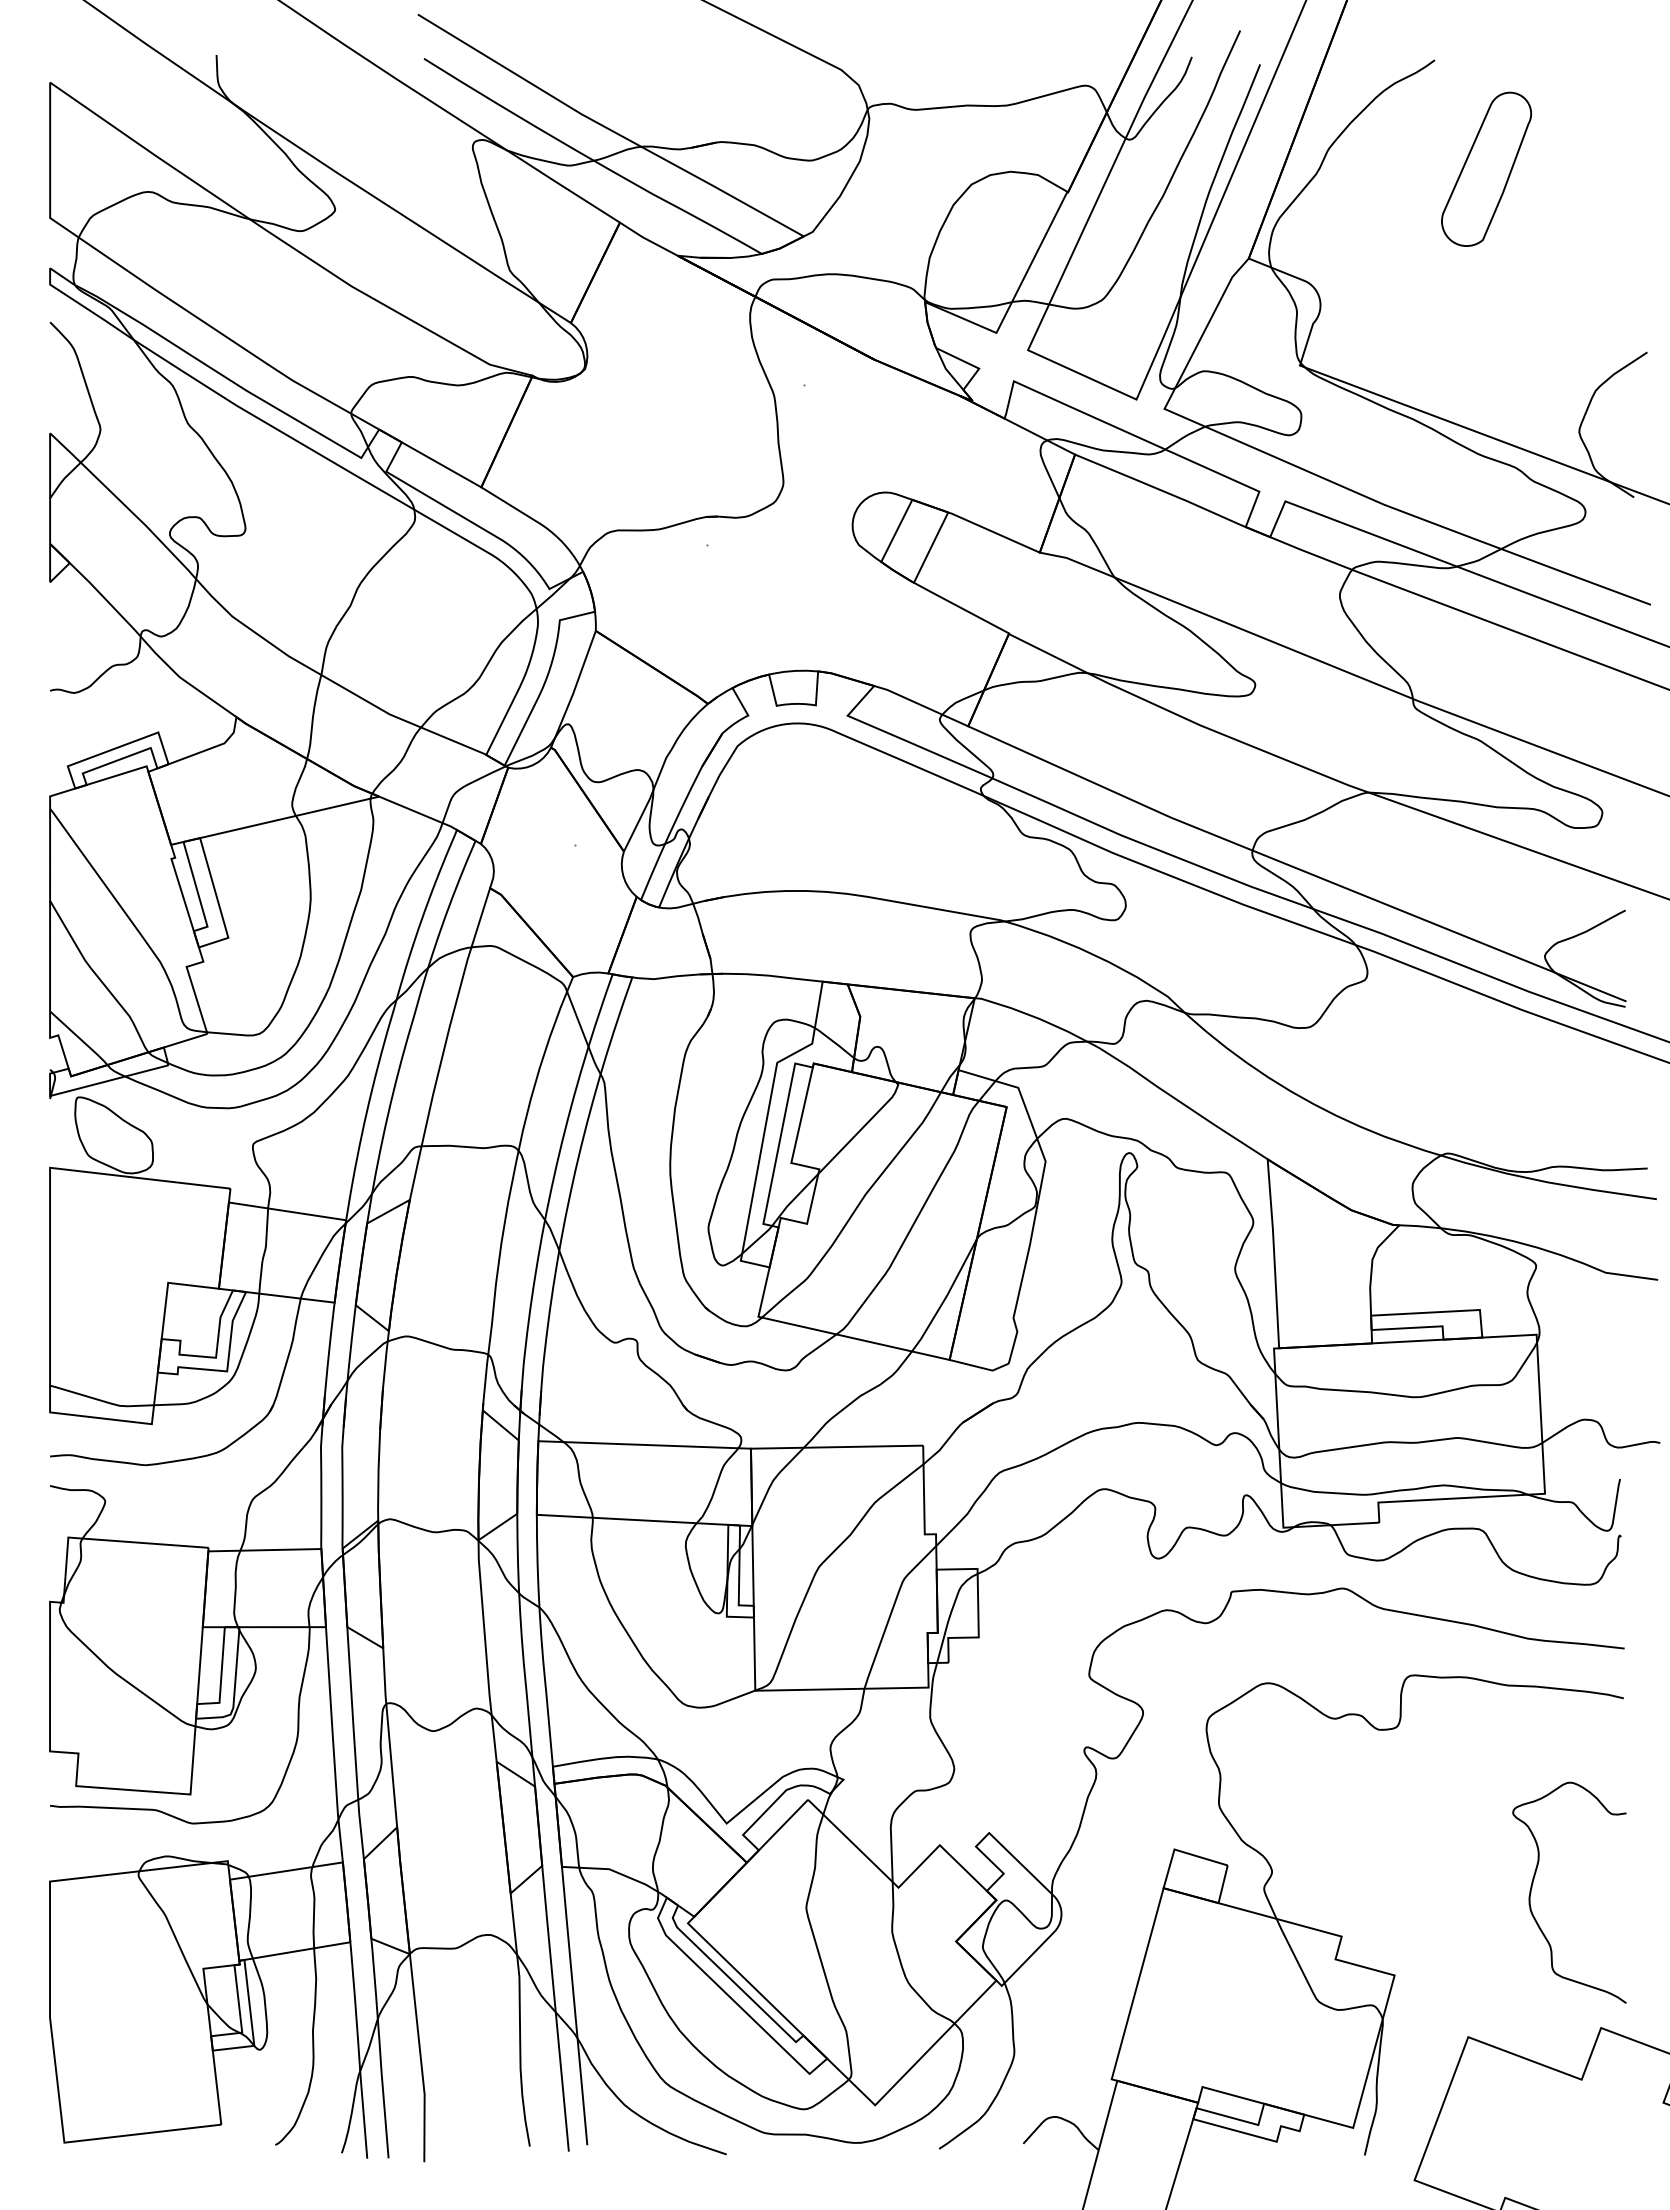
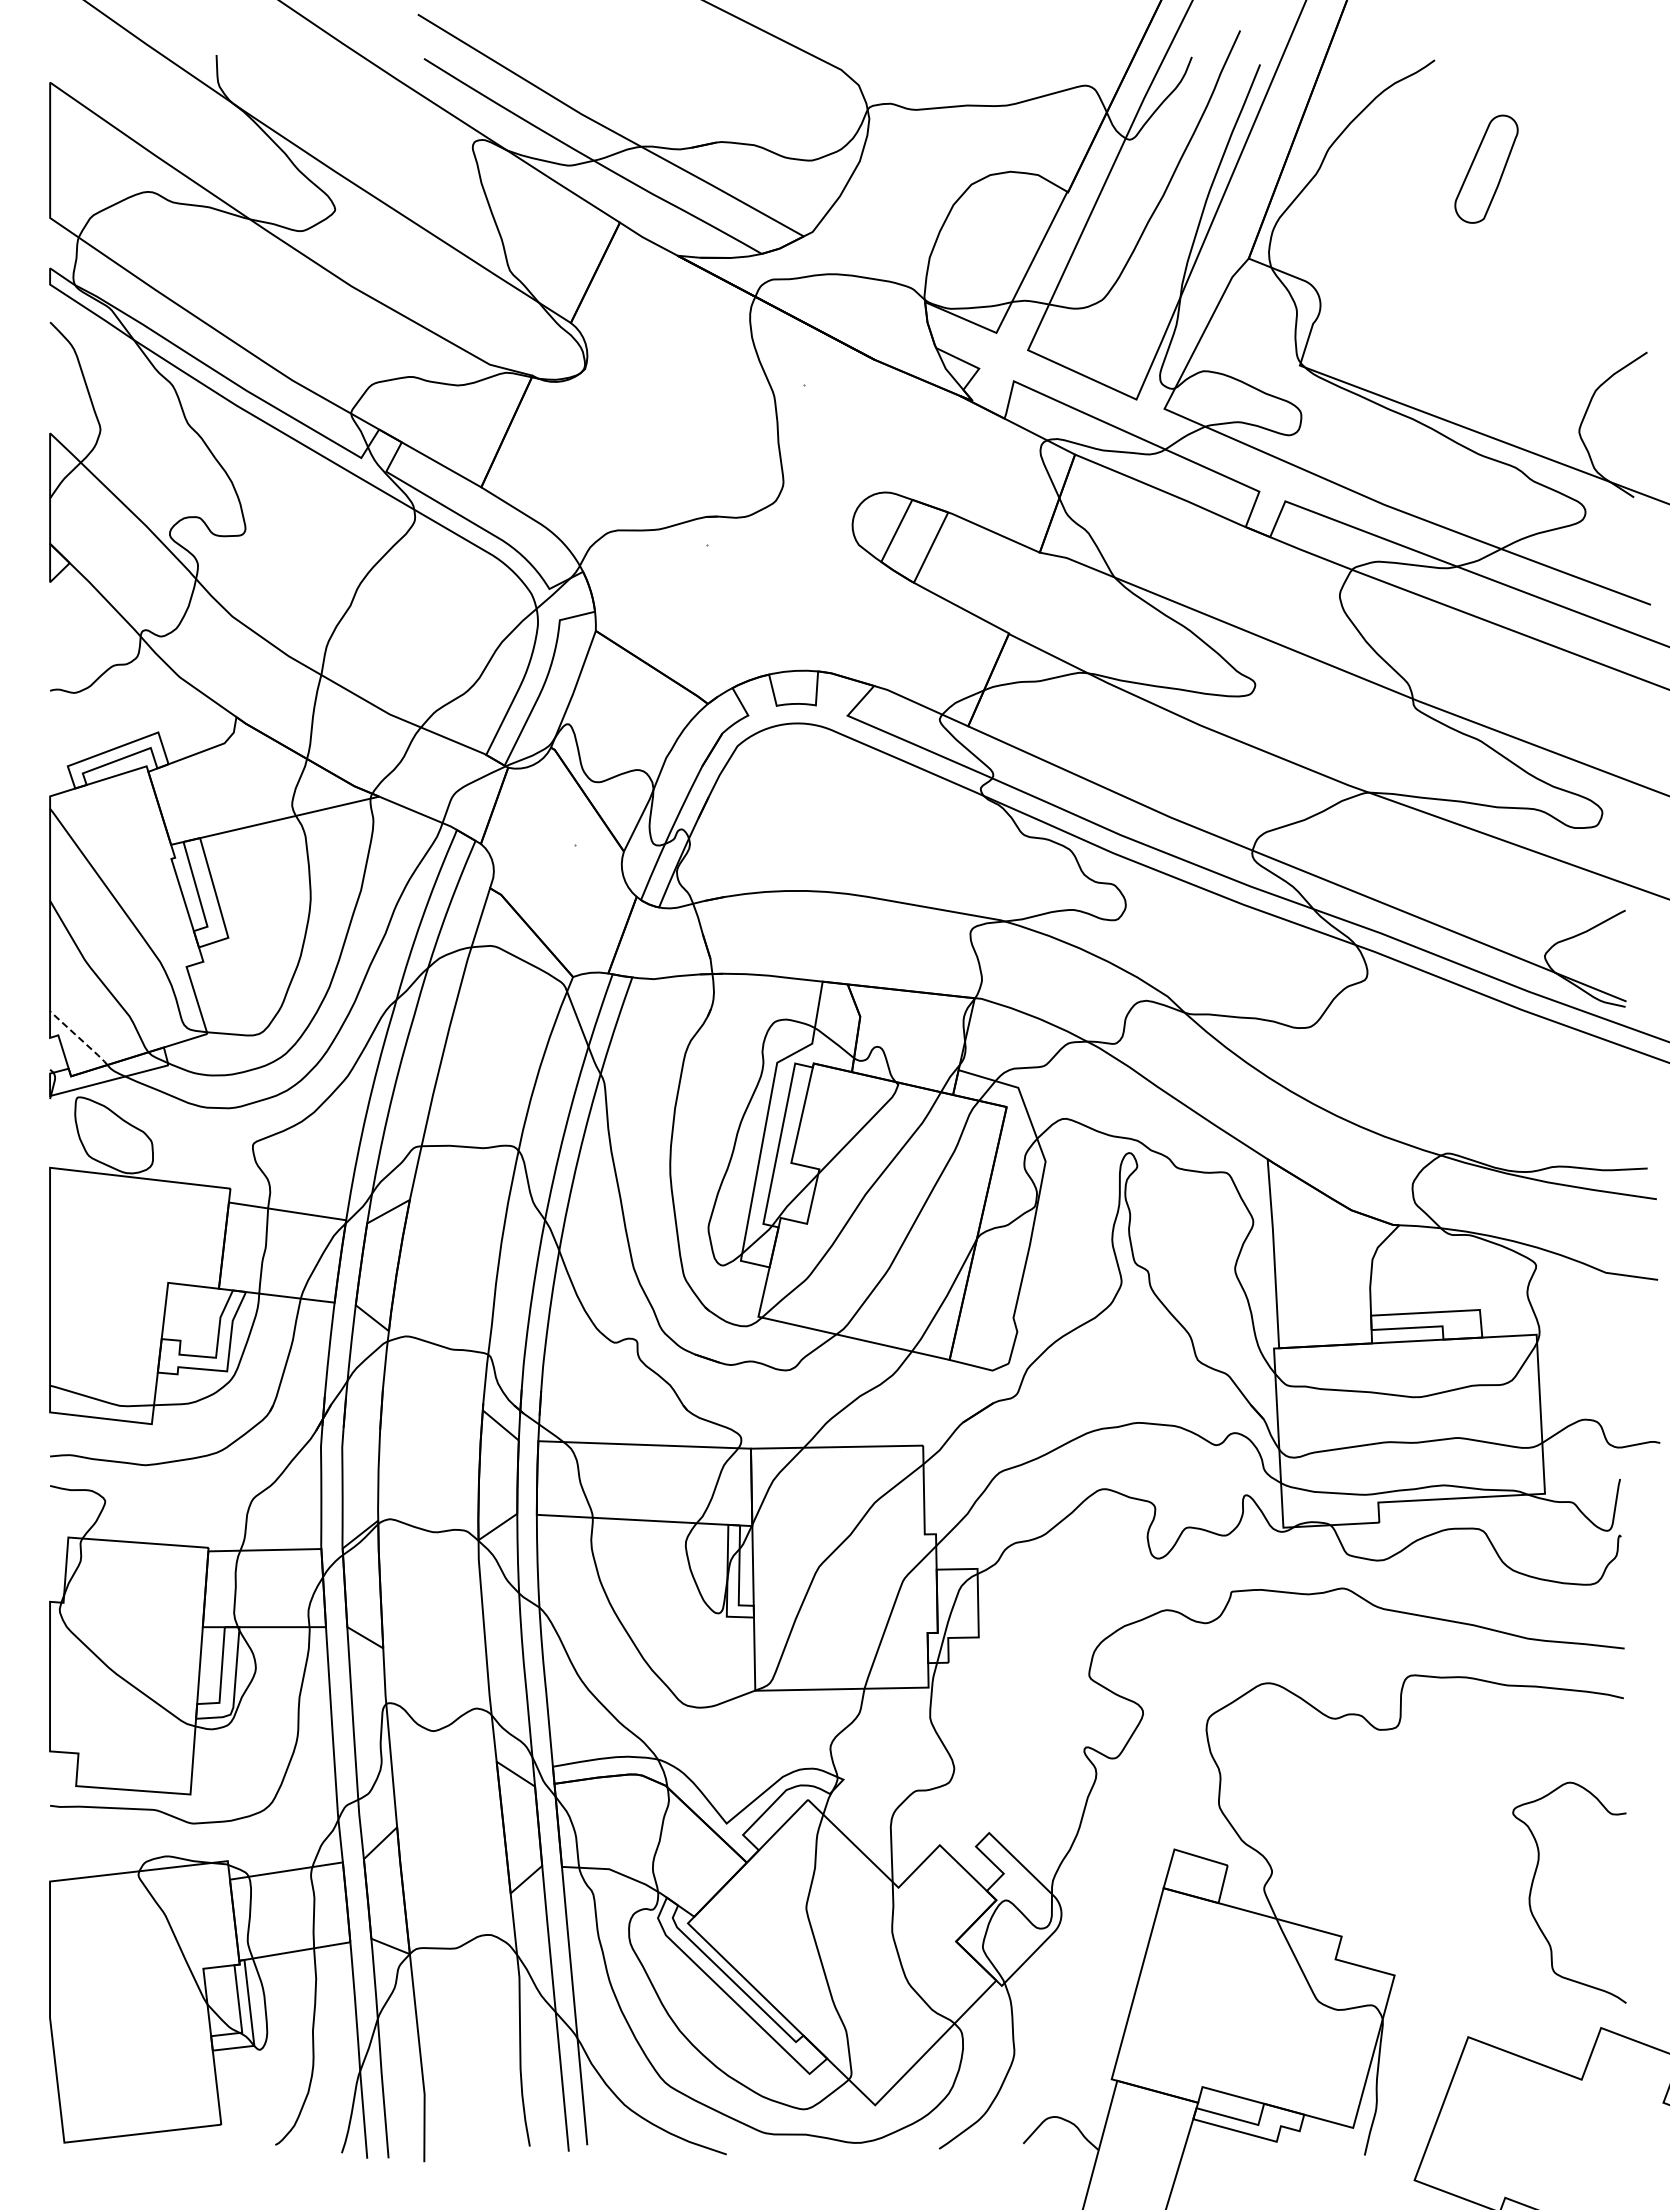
part size: 91x156 px -> 65x110 px (1486, 168)
line: solid -> dashed (80, 1038)
